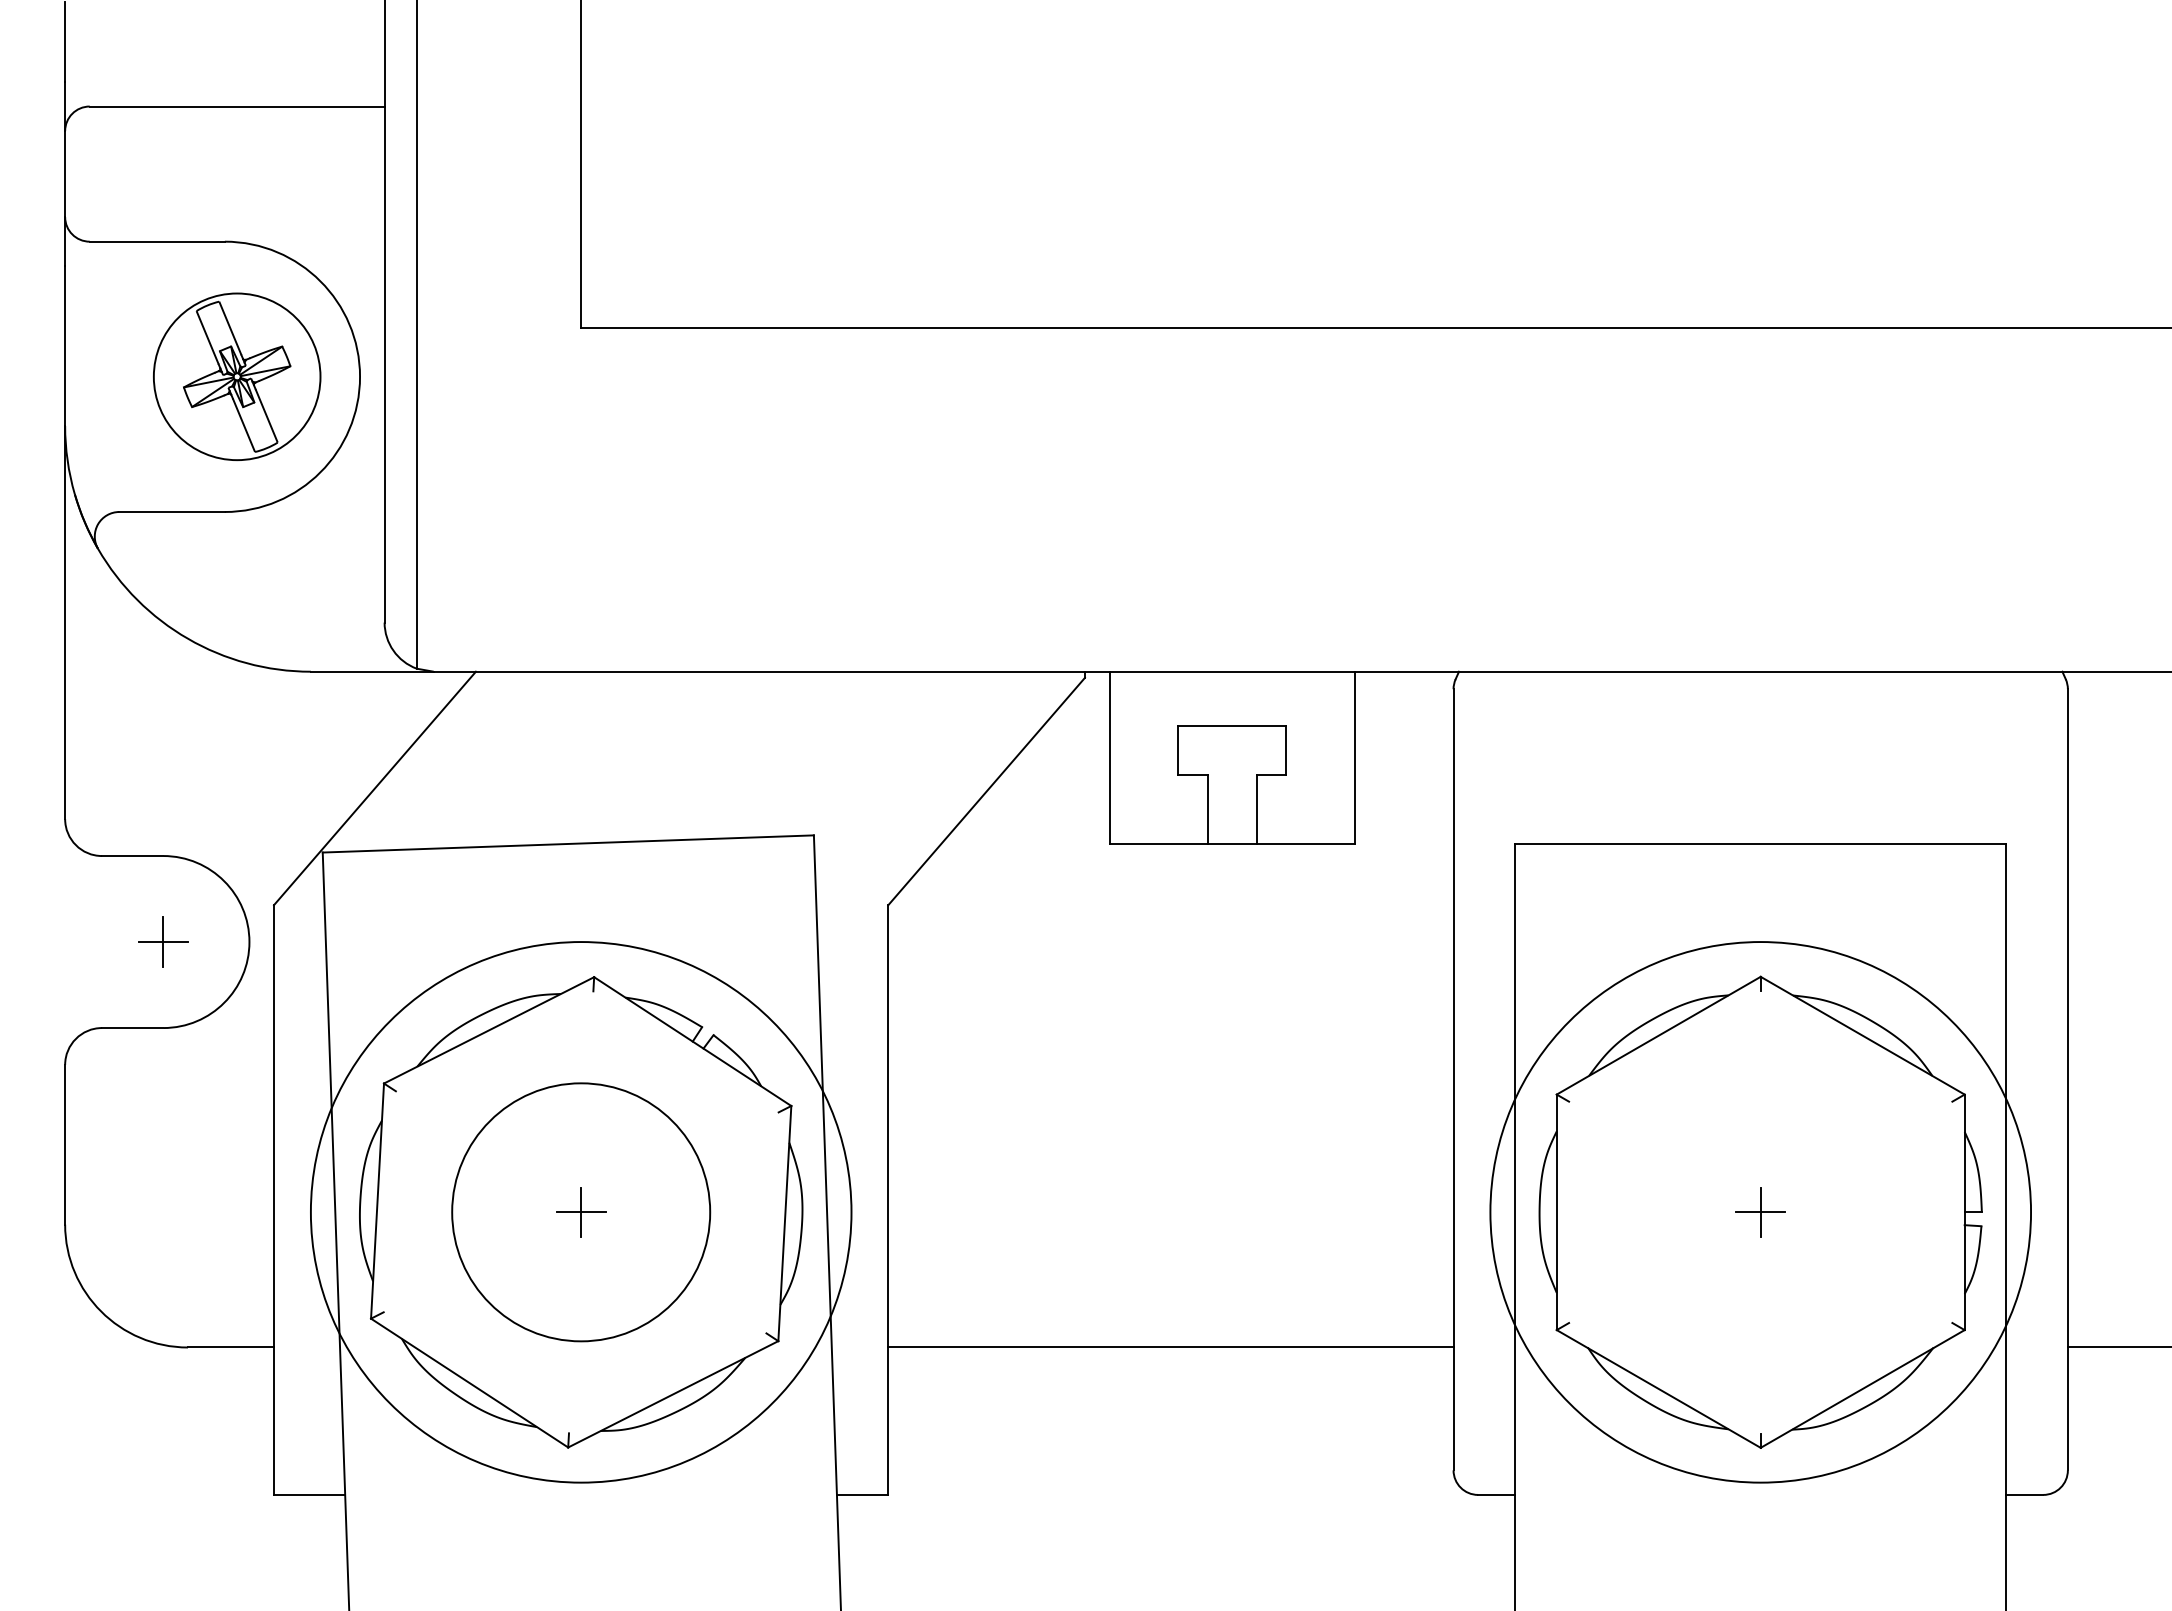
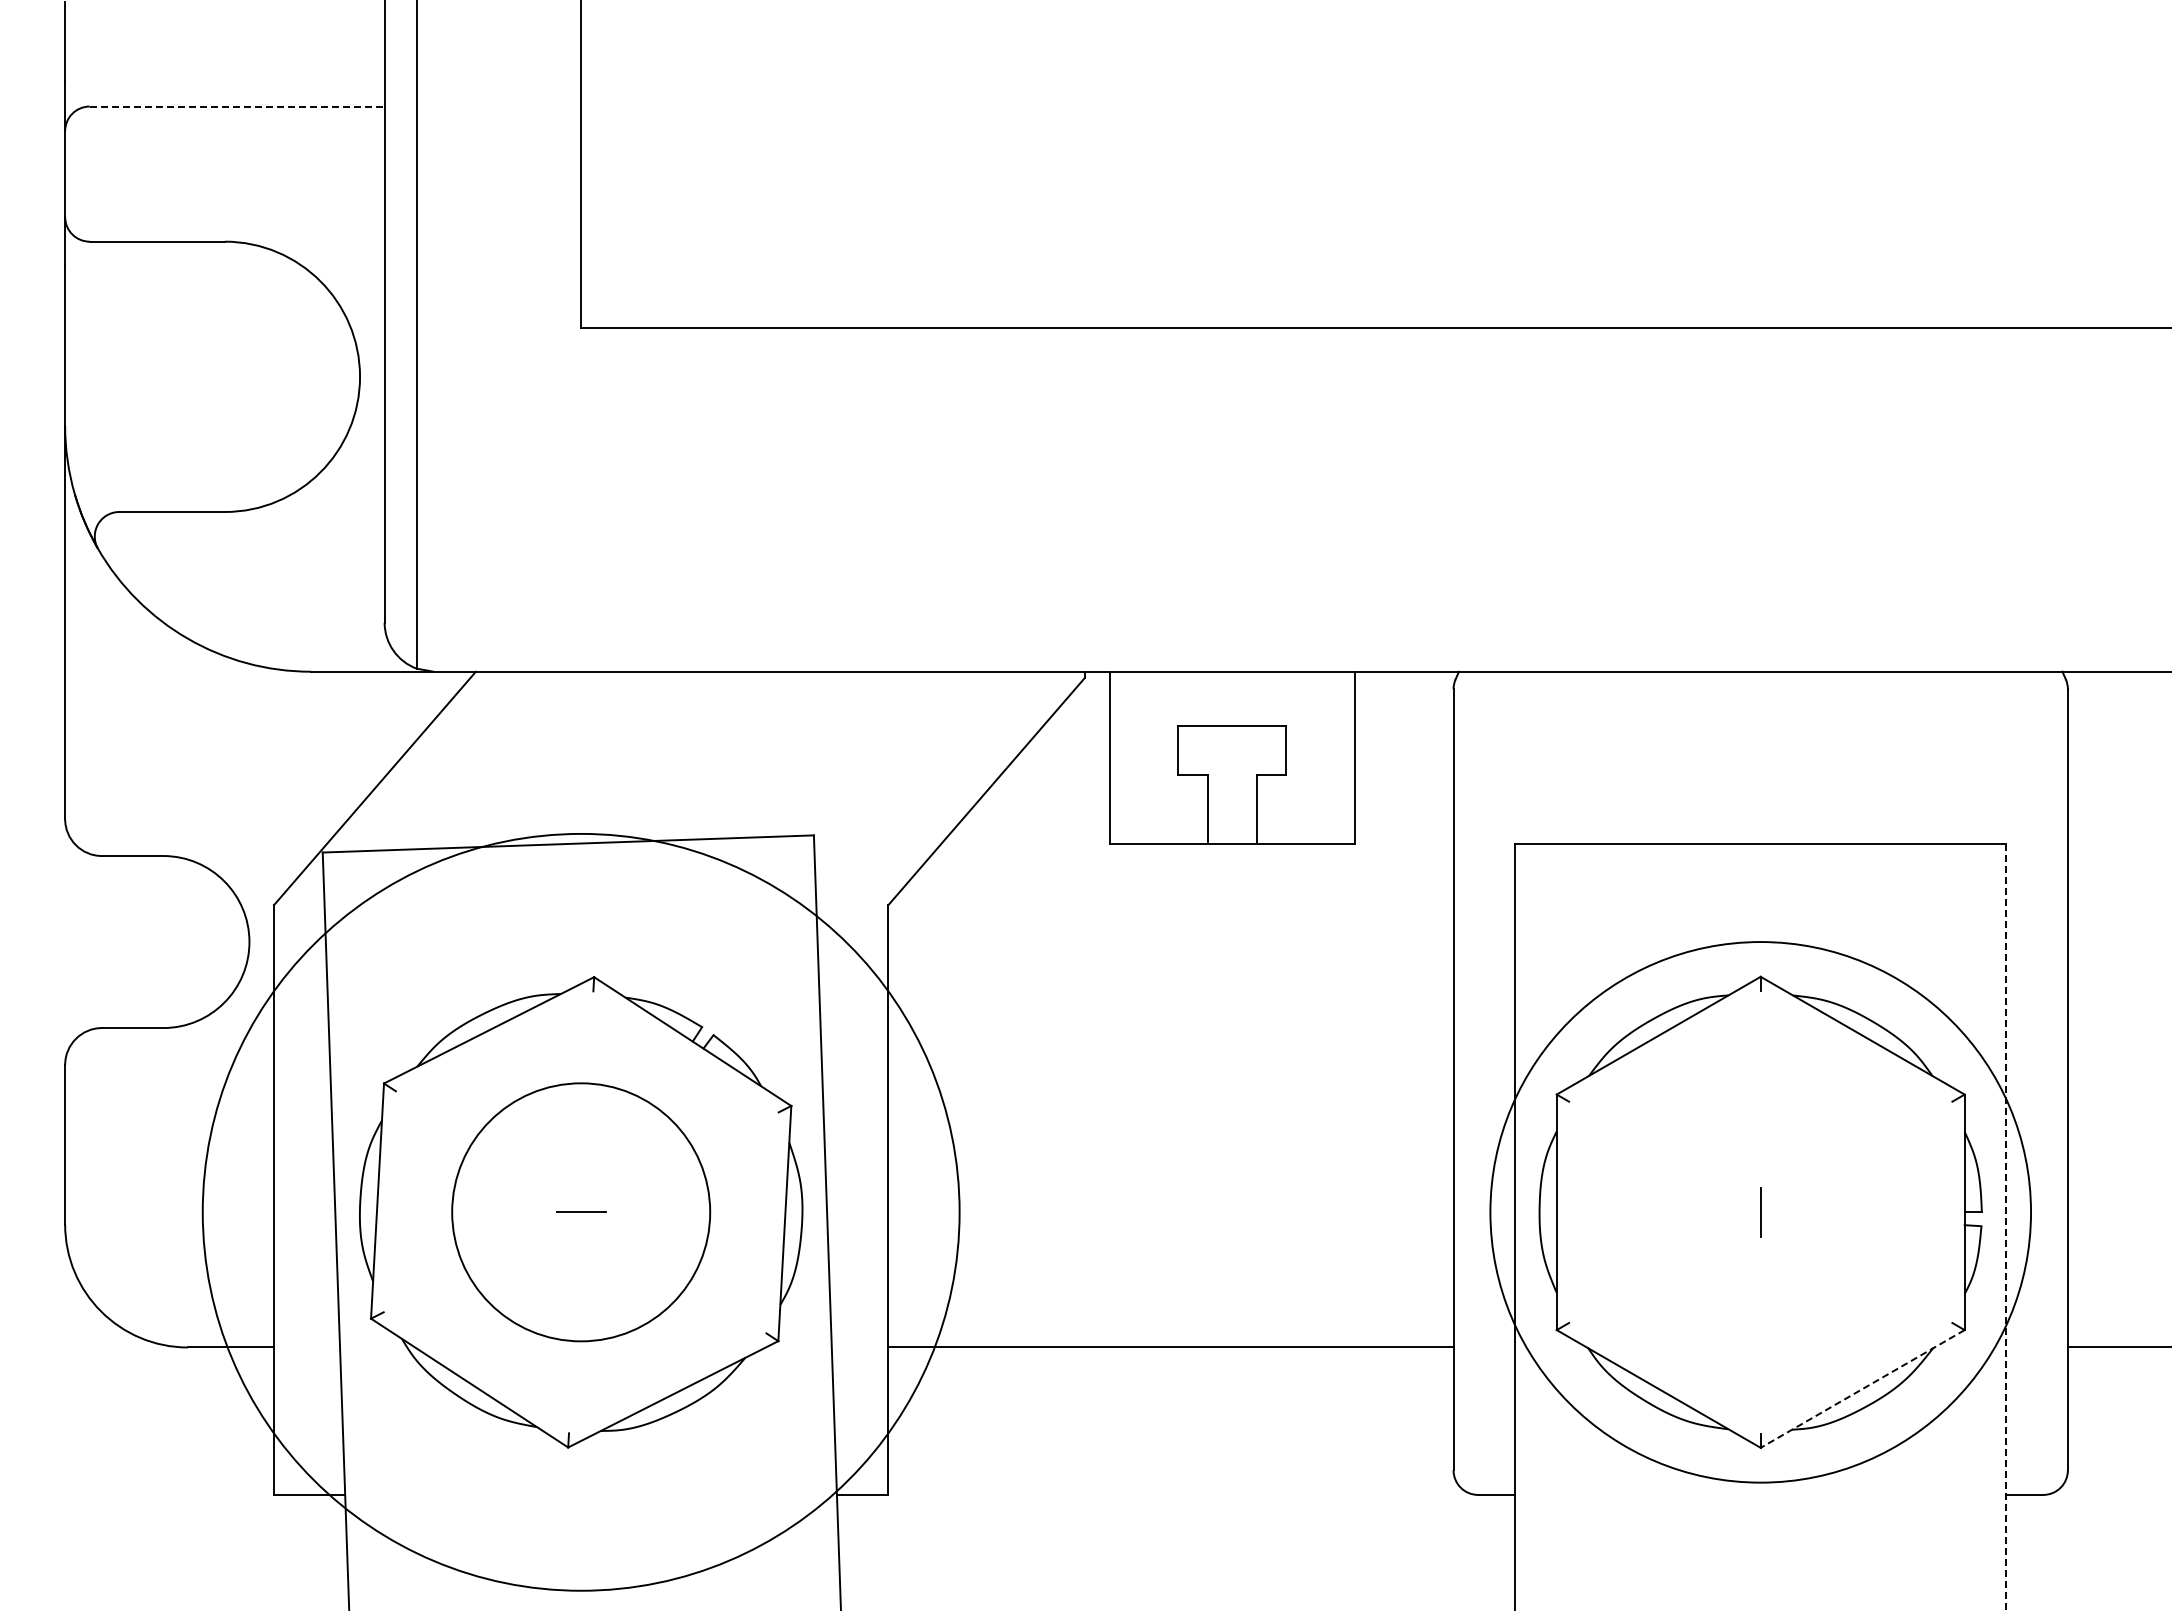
line: solid -> dashed (237, 106)
part: present -> none (237, 376)
part: present -> none (163, 941)
line: present -> none (581, 1211)
circle diameter: 541 px -> 757 px (580, 1211)
line: present -> none (1760, 1212)
line: solid -> dashed (2006, 1227)
line: solid -> dashed (1862, 1388)
